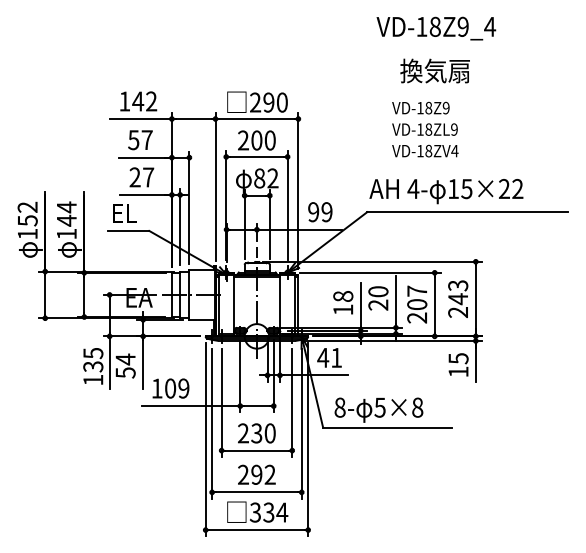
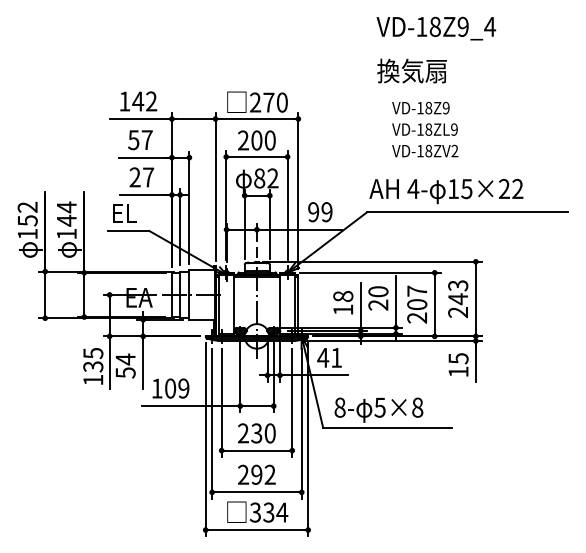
text position: (434, 70) -> (411, 70) (411, 70)
text: 290 -> 270 (268, 102)
text: VD-18ZV4 -> VD-18ZV2 (454, 150)
